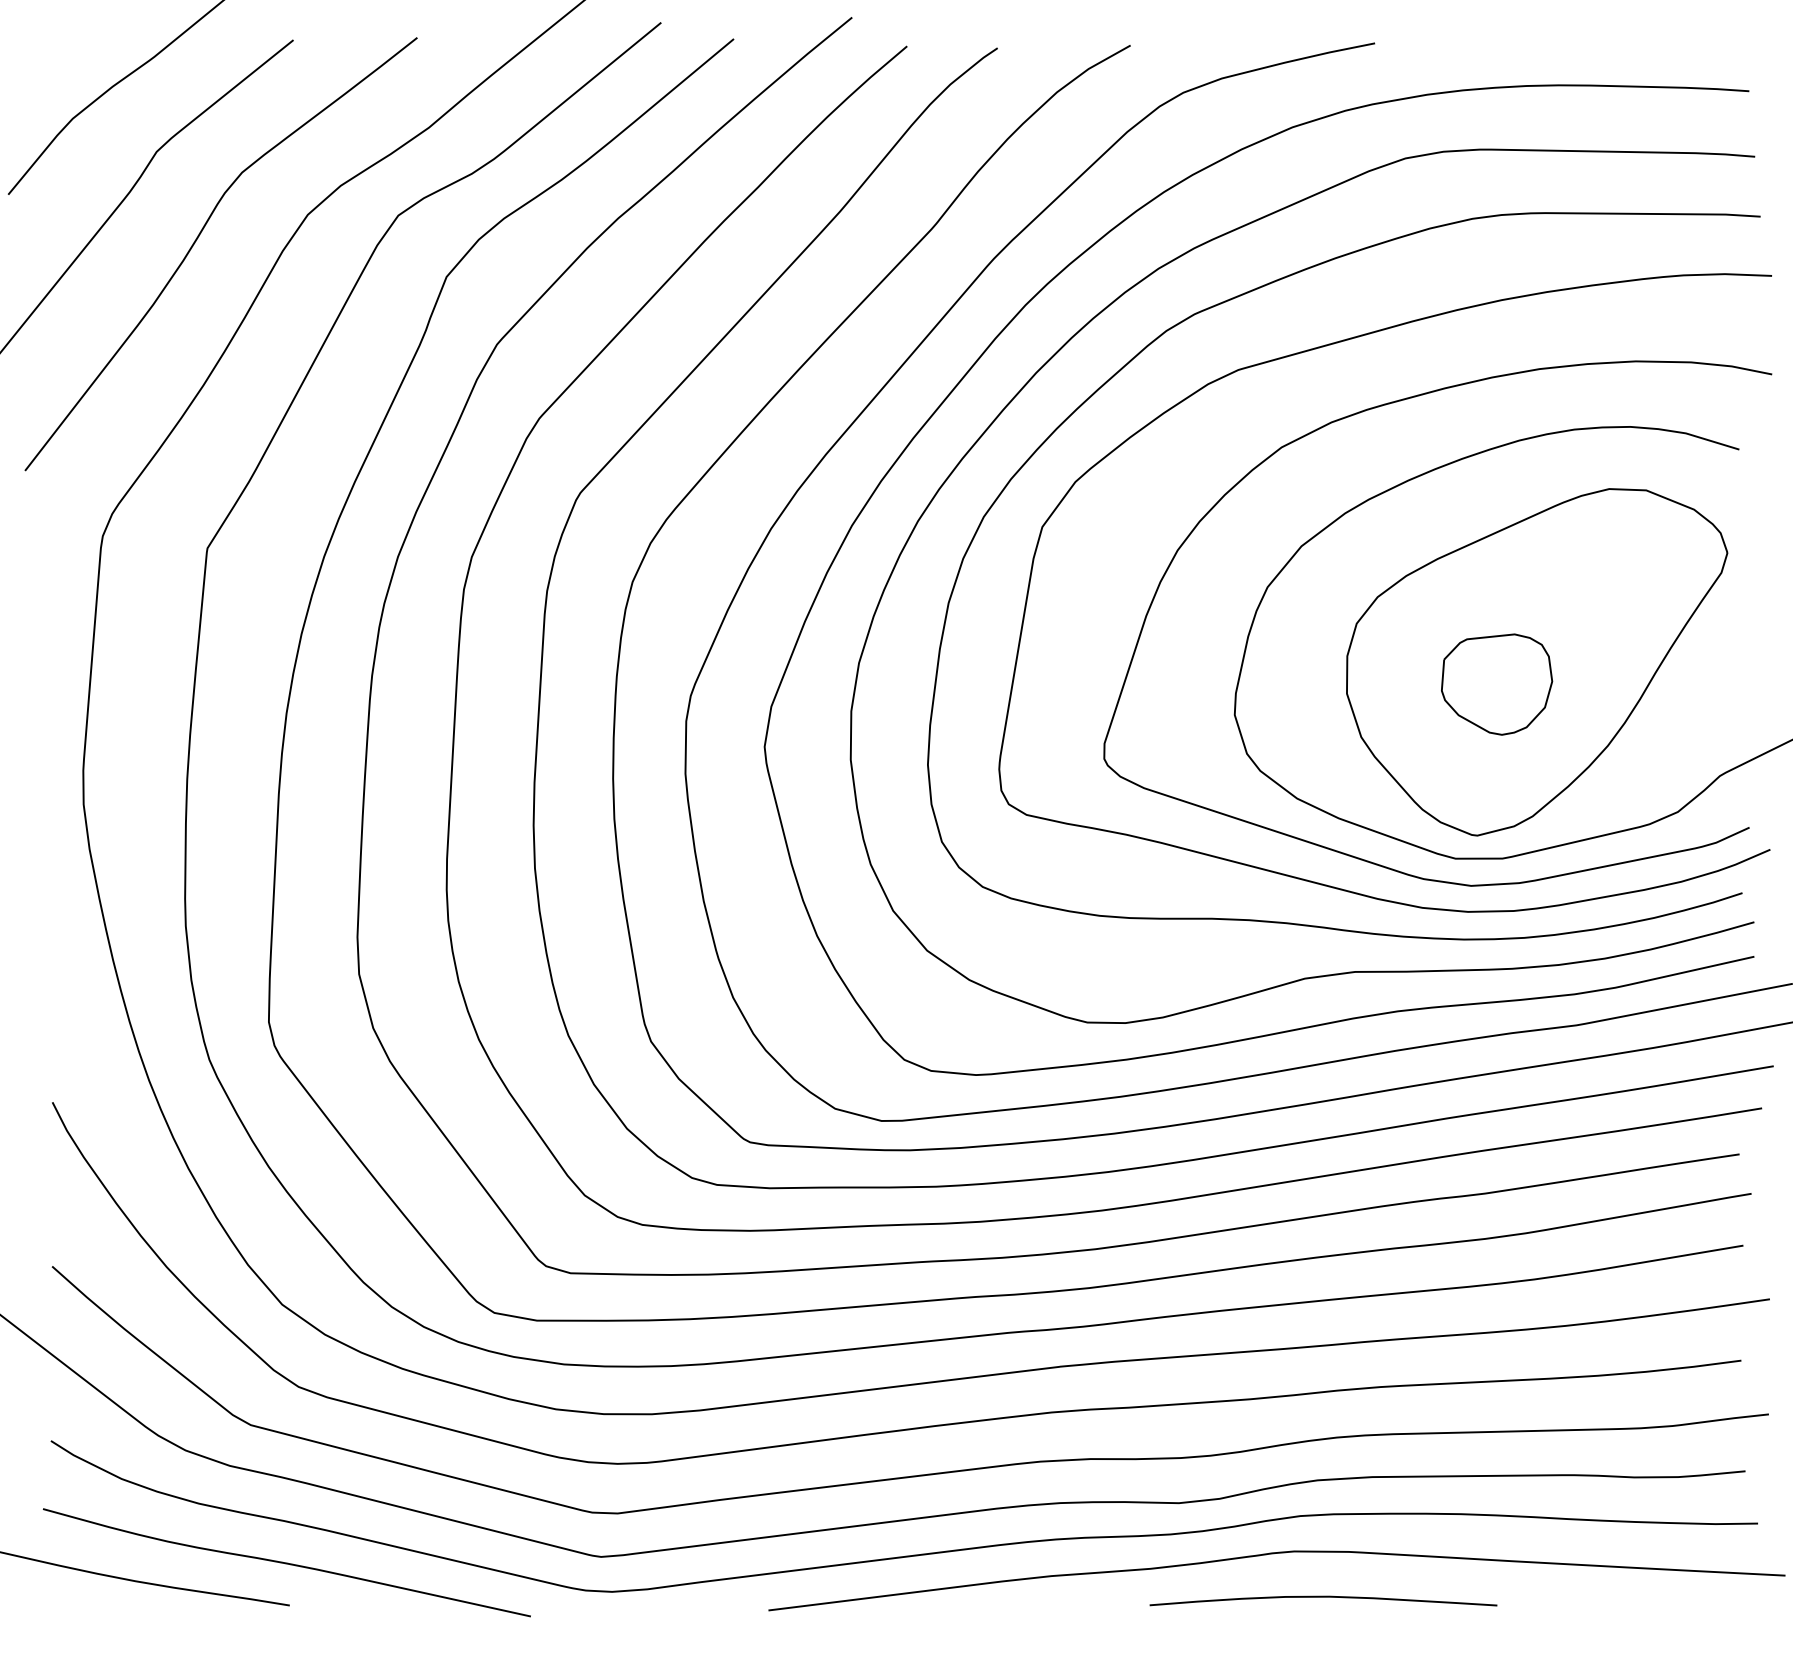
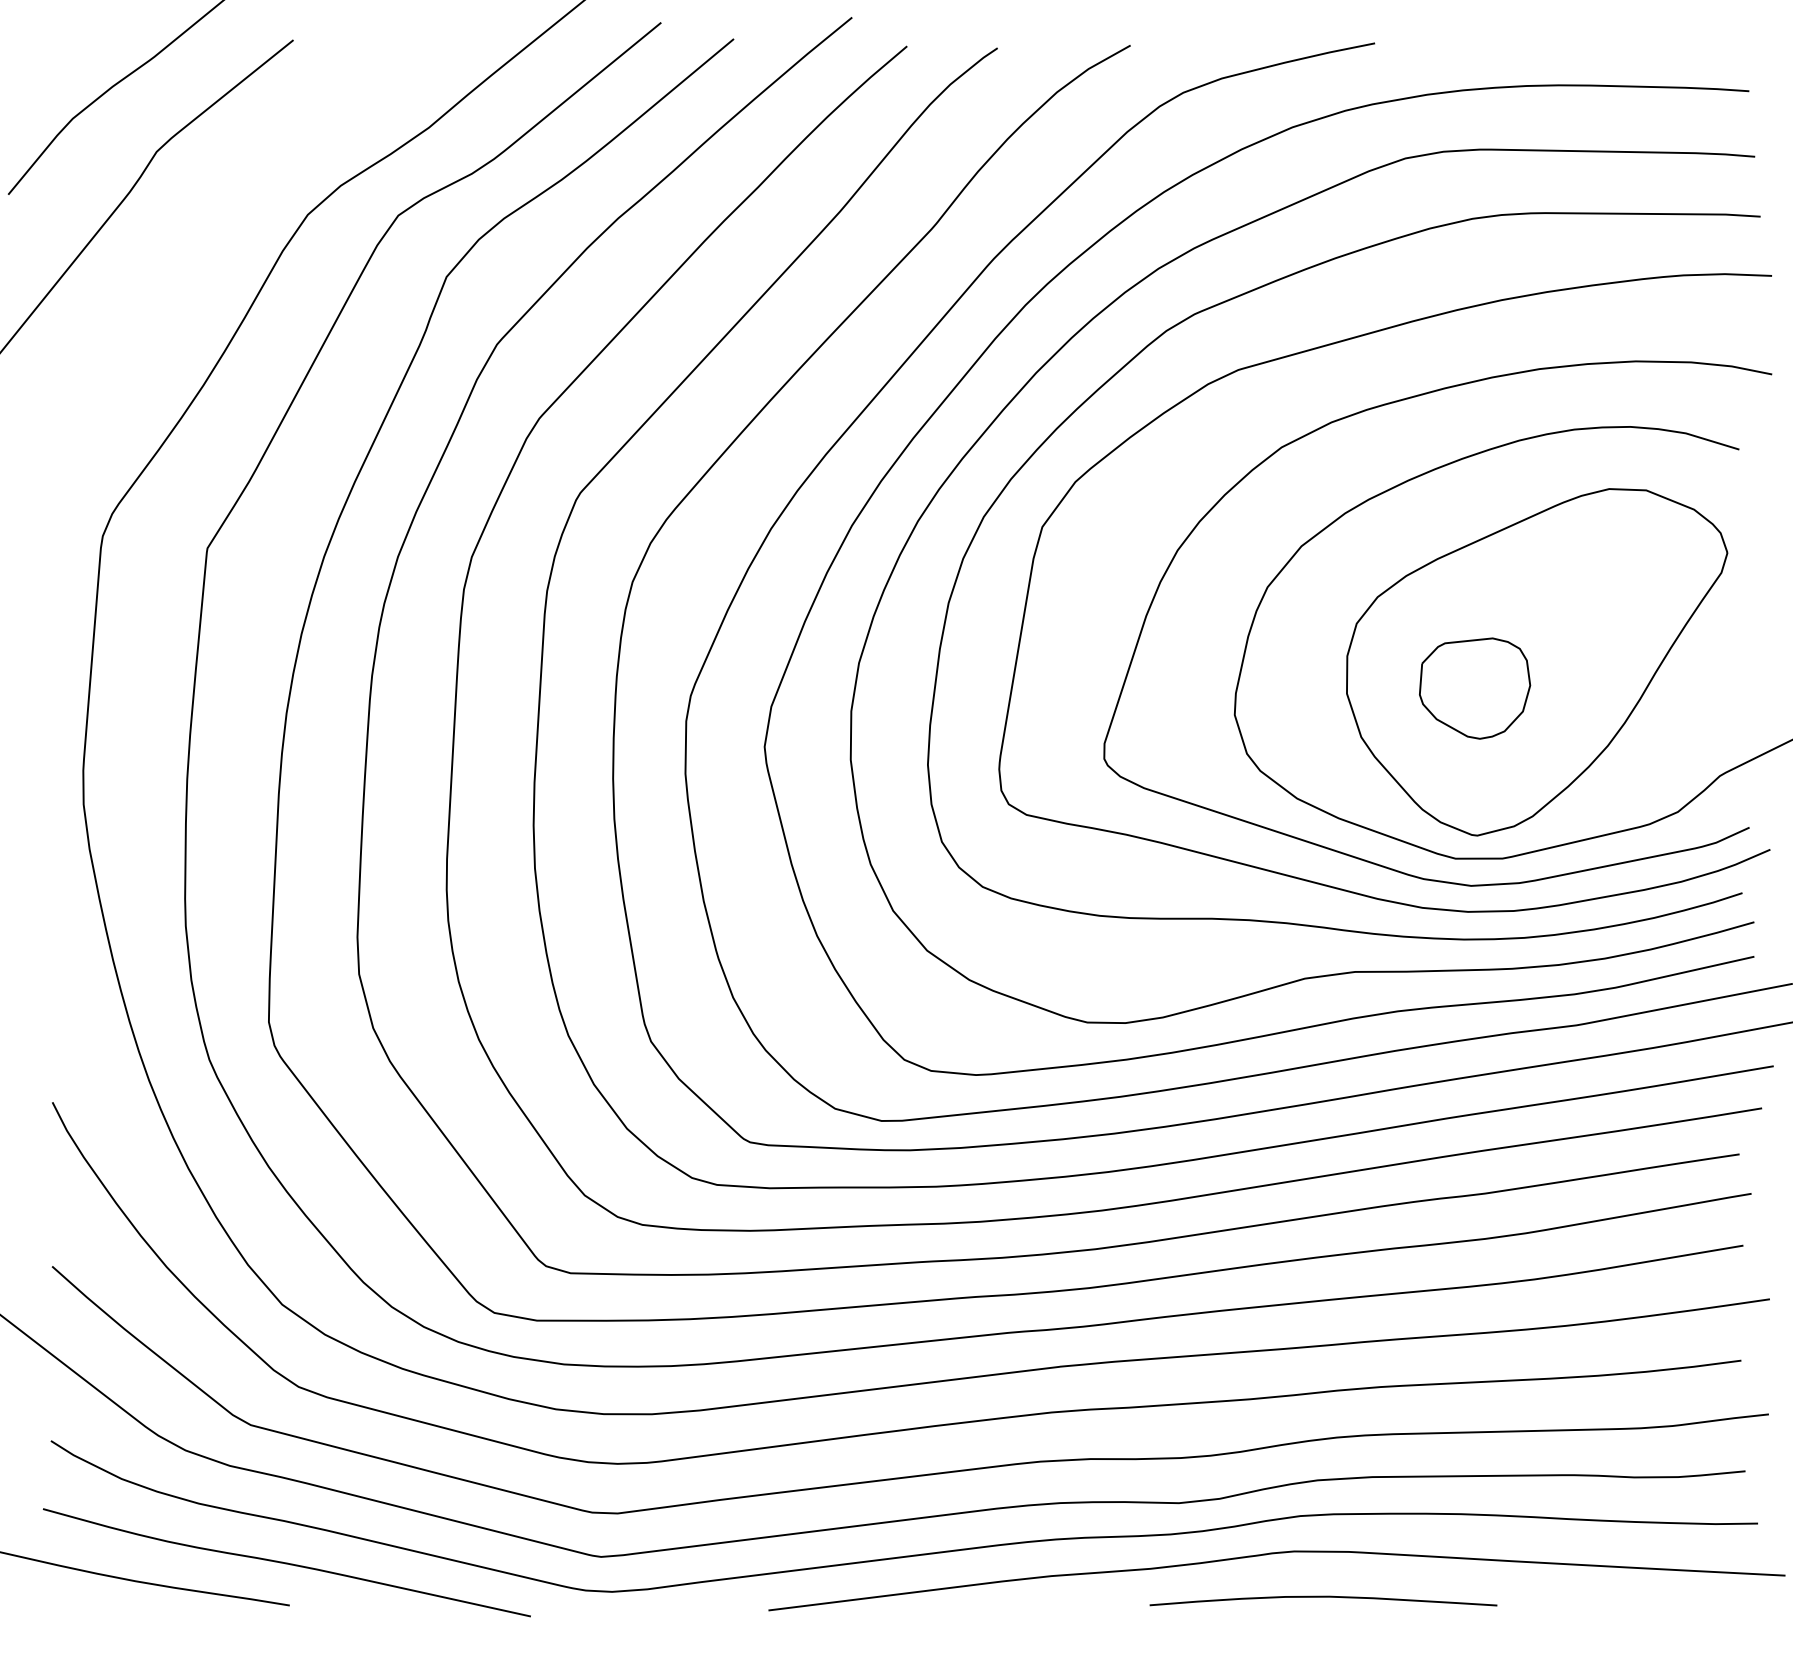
curve: present -> none (198, 238)
part position: (1497, 684) -> (1475, 688) (1475, 688)
